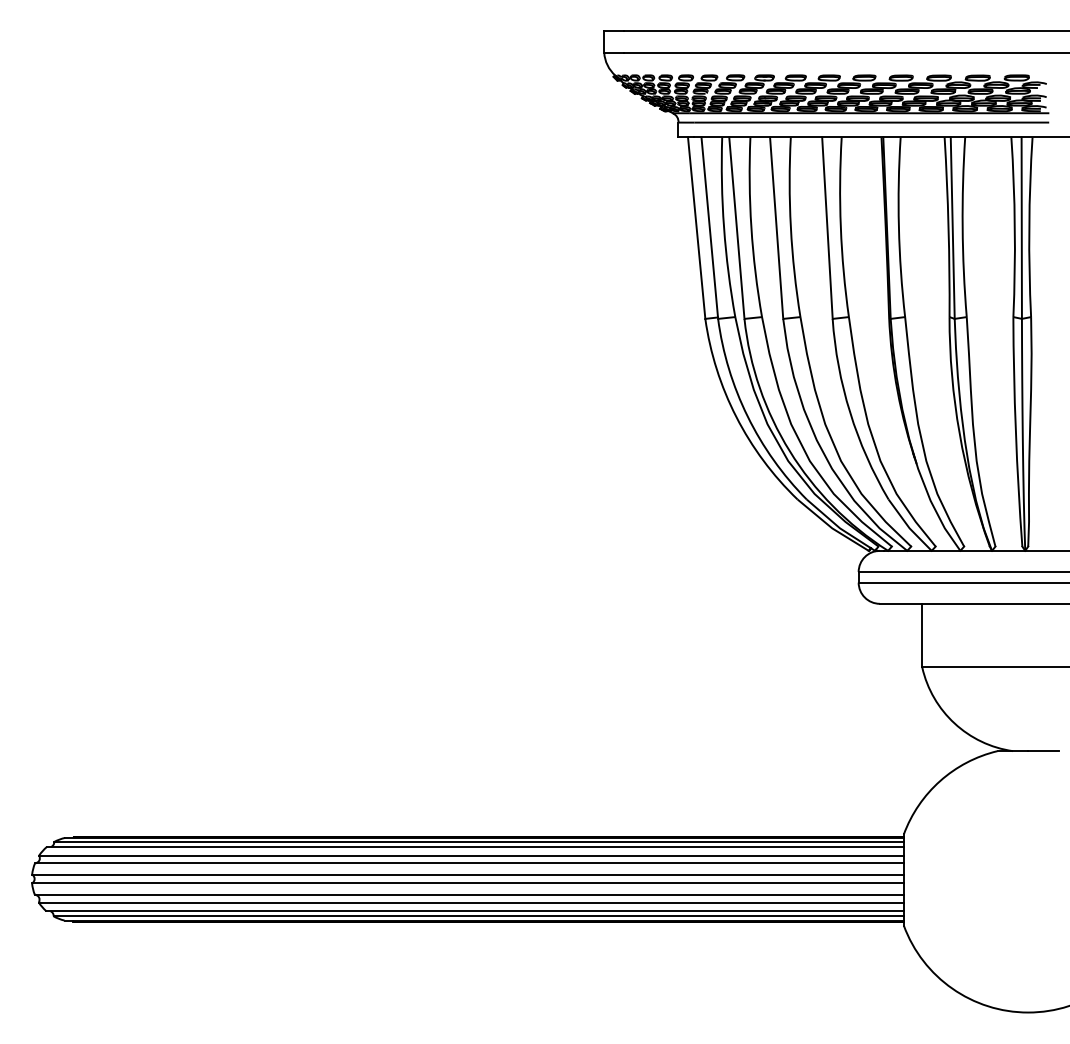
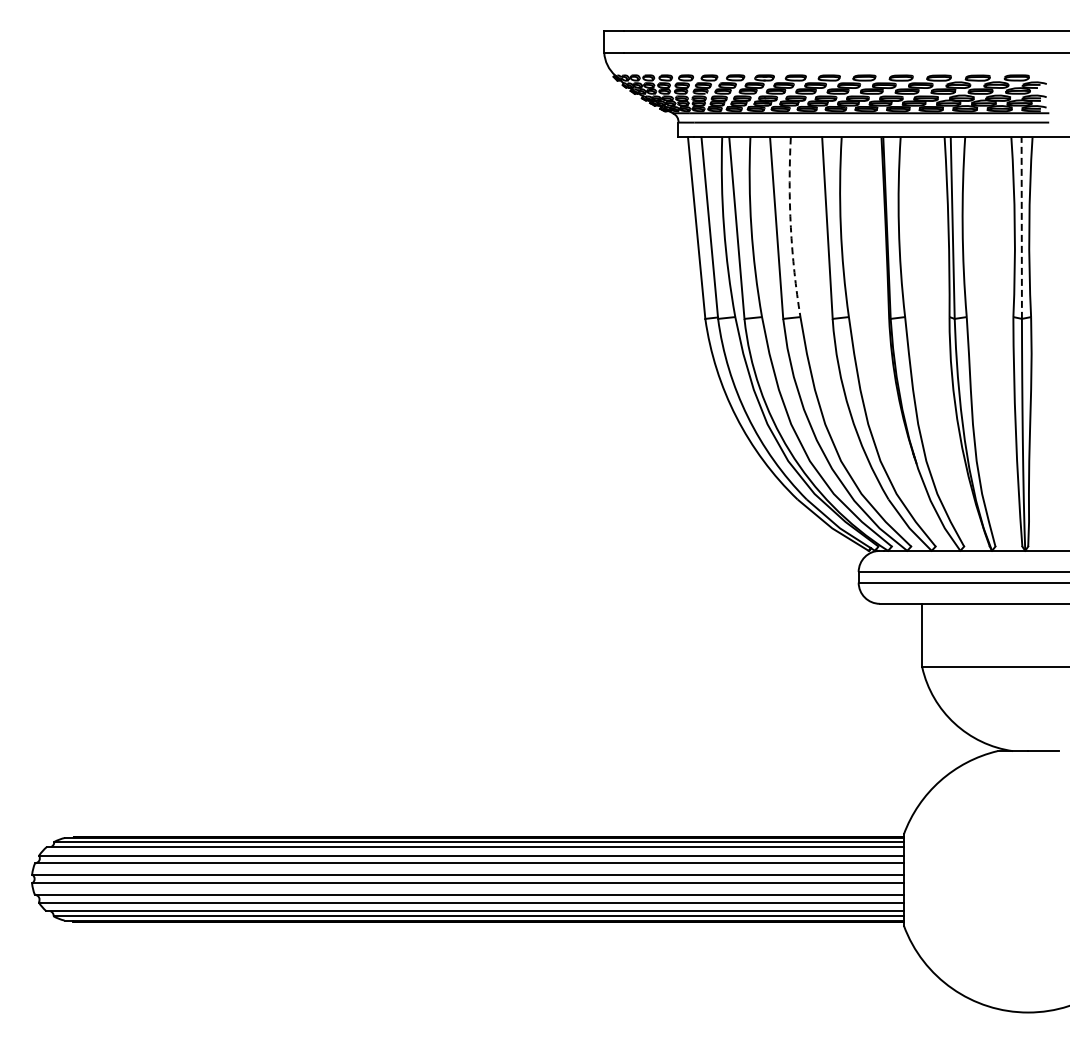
arc: solid -> dashed (790, 227)
line: solid -> dashed (1021, 228)
